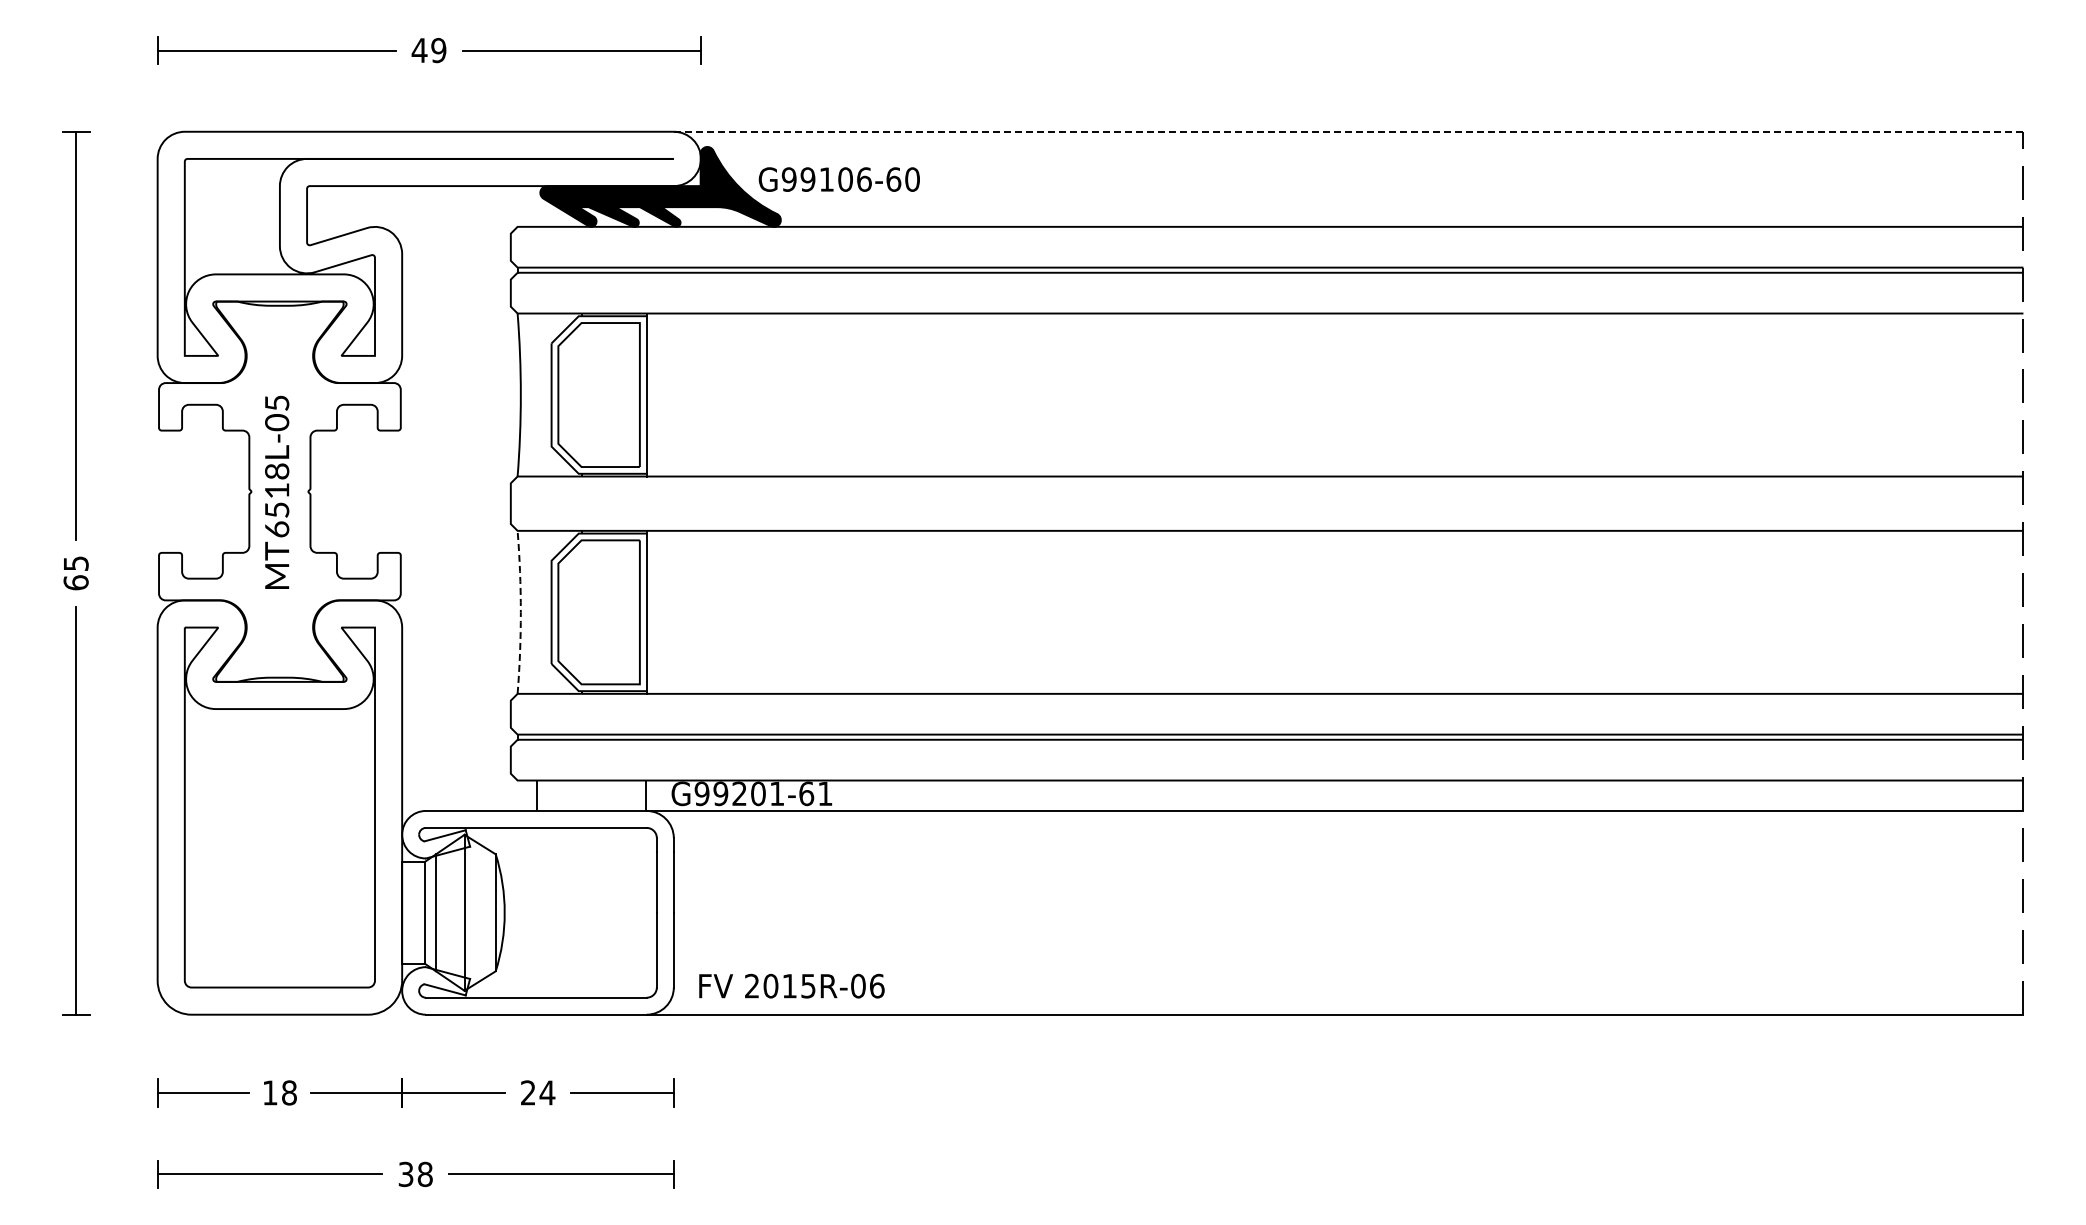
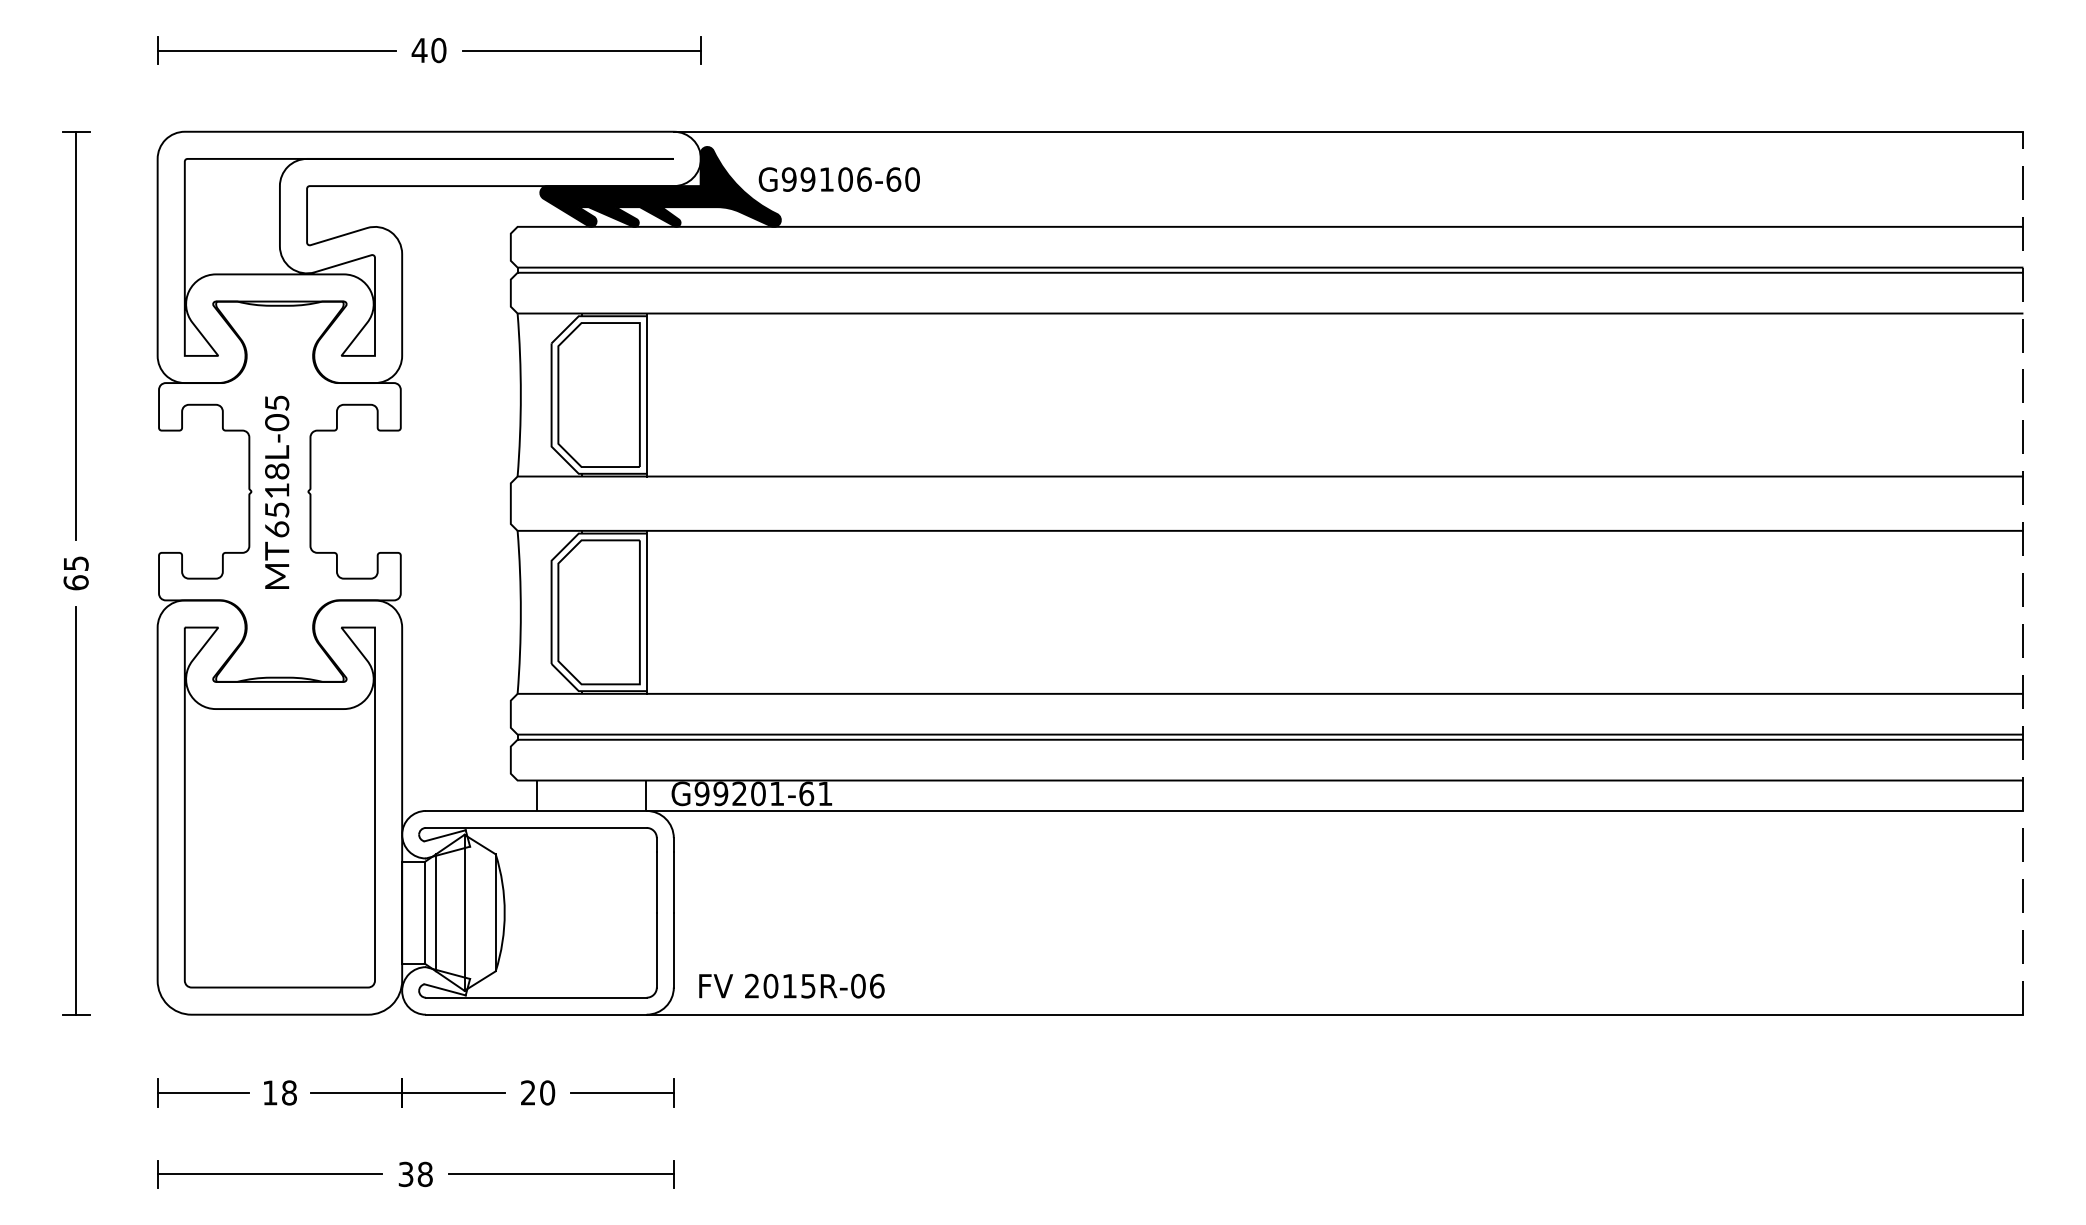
text: 49 -> 40 (438, 50)
line: dashed -> solid (1348, 131)
arc: dashed -> solid (520, 612)
text: 24 -> 20 (547, 1092)
